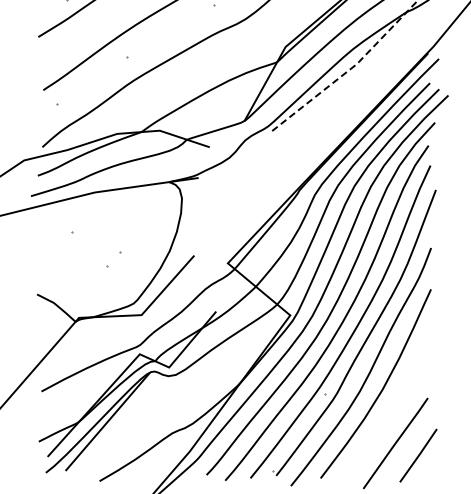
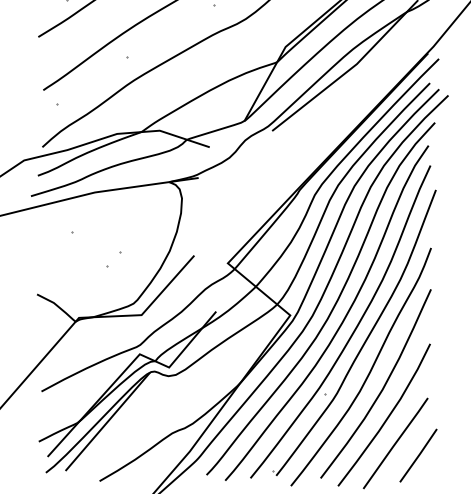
line: dashed -> solid (349, 69)
curve: none -> present (387, 416)
